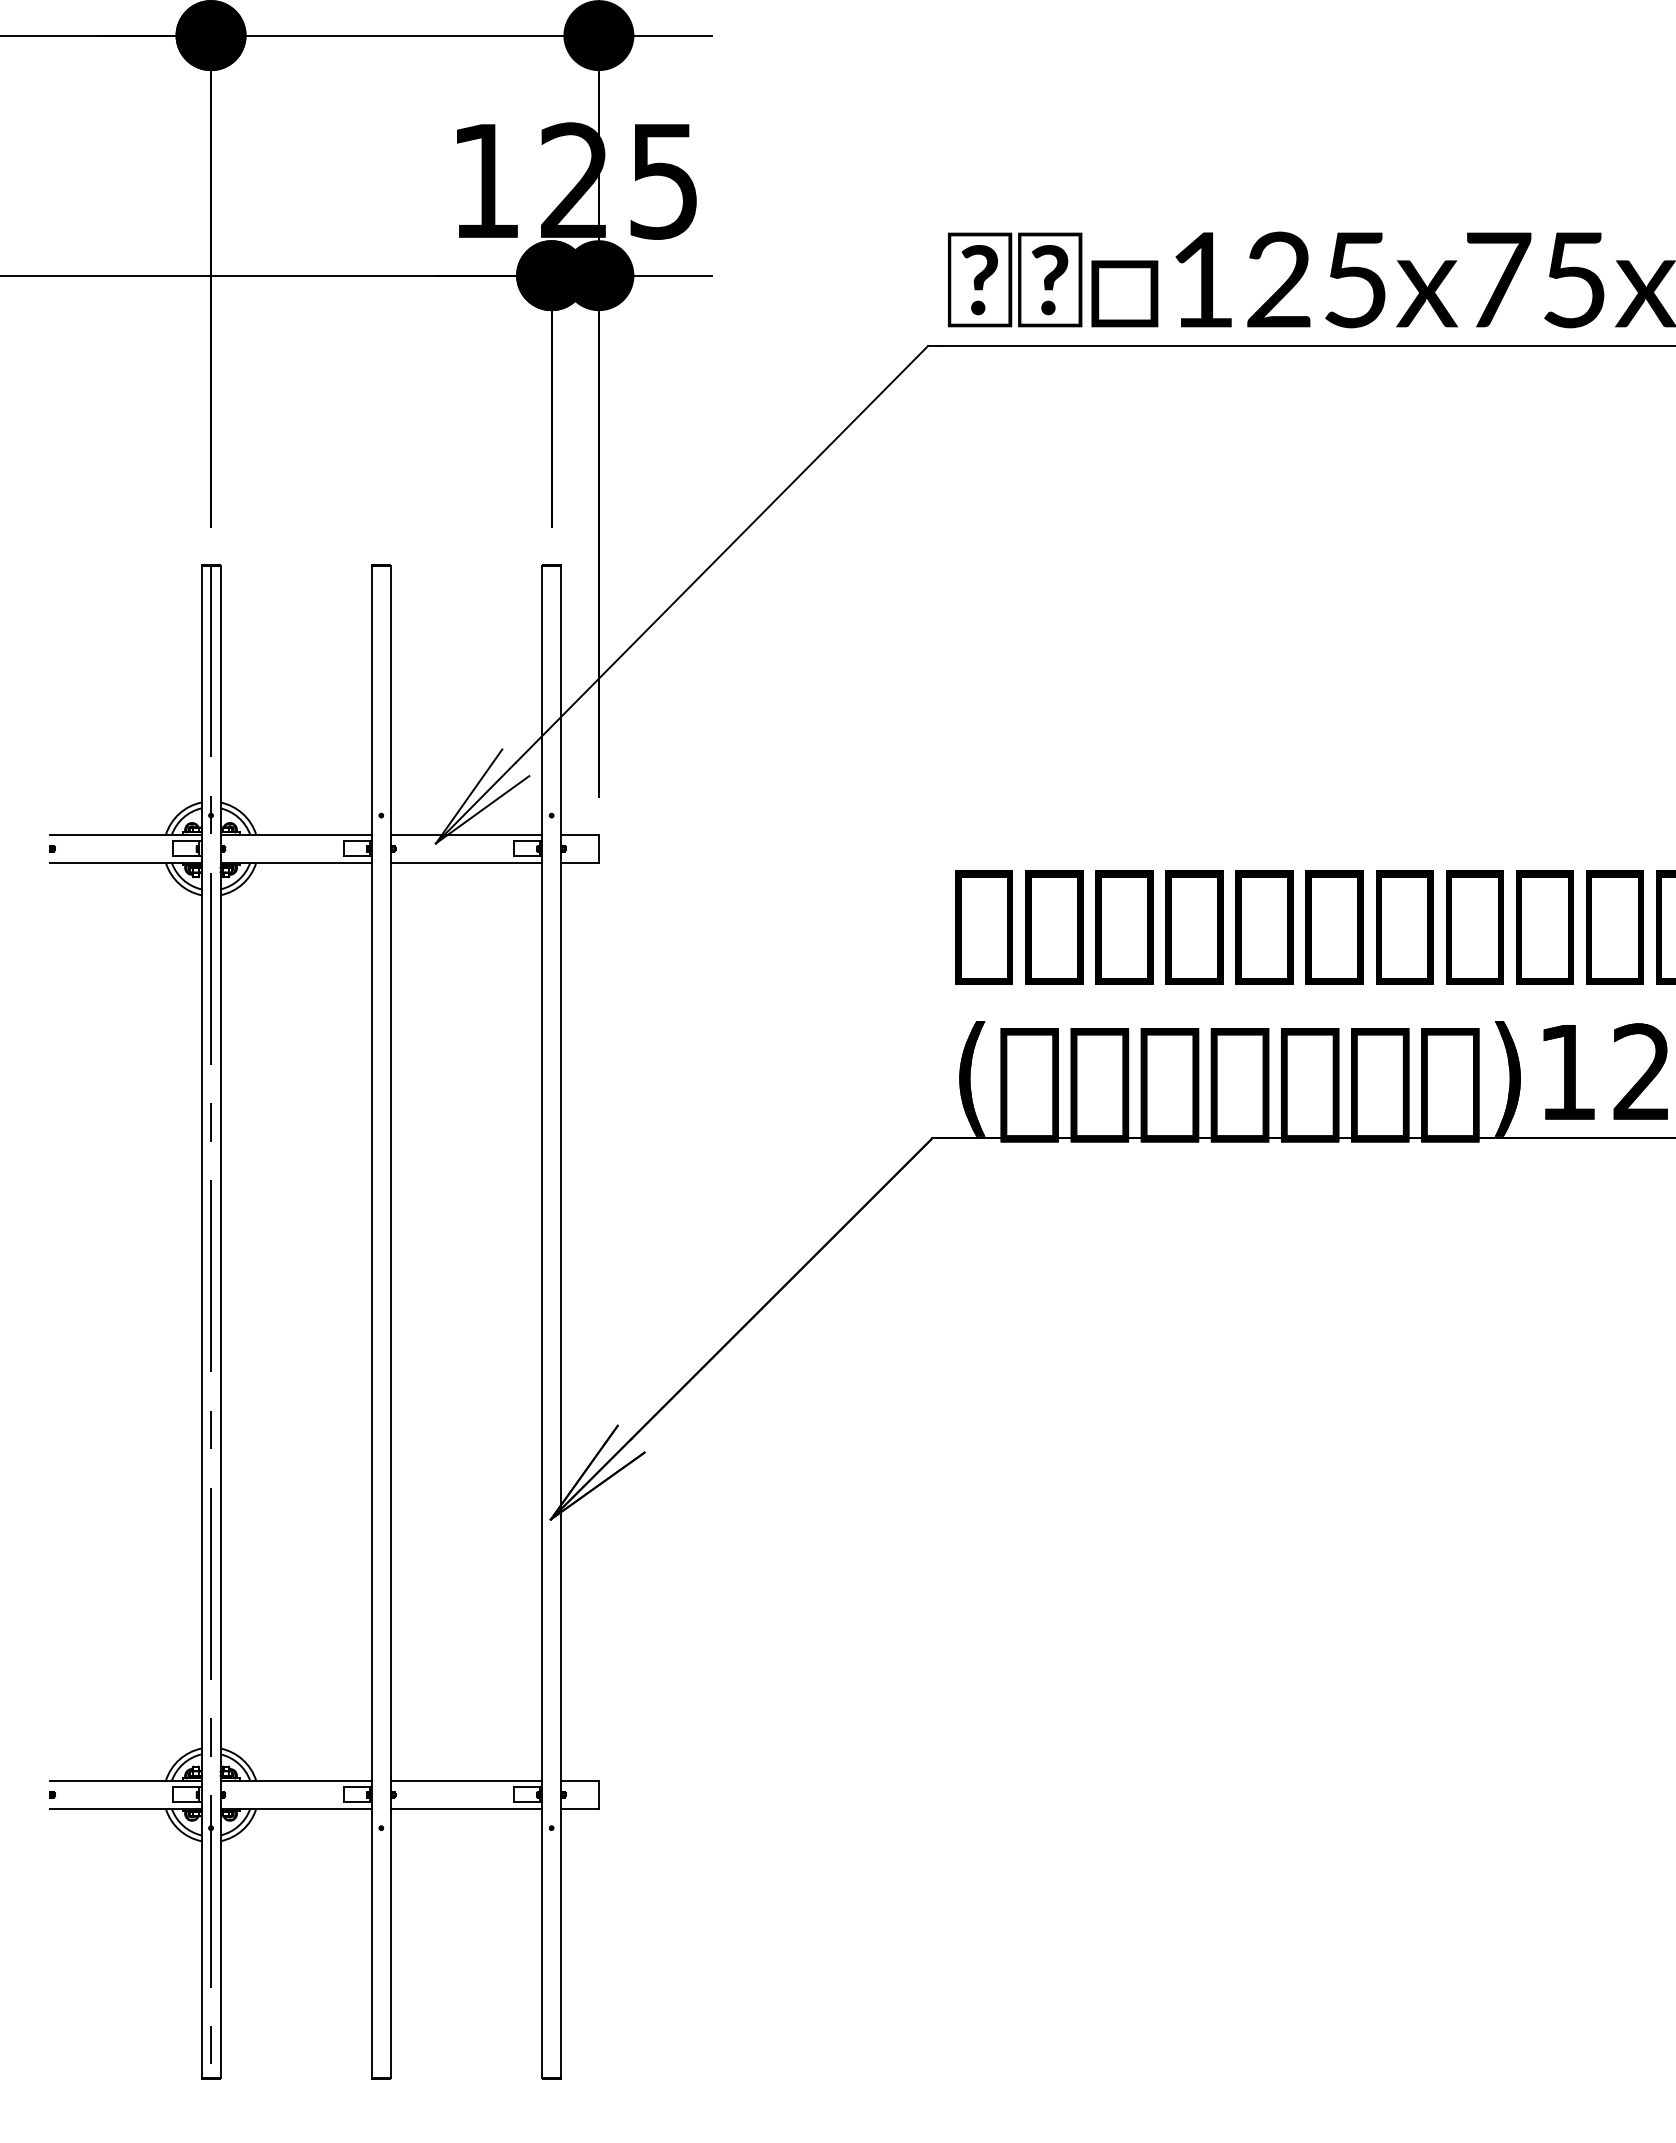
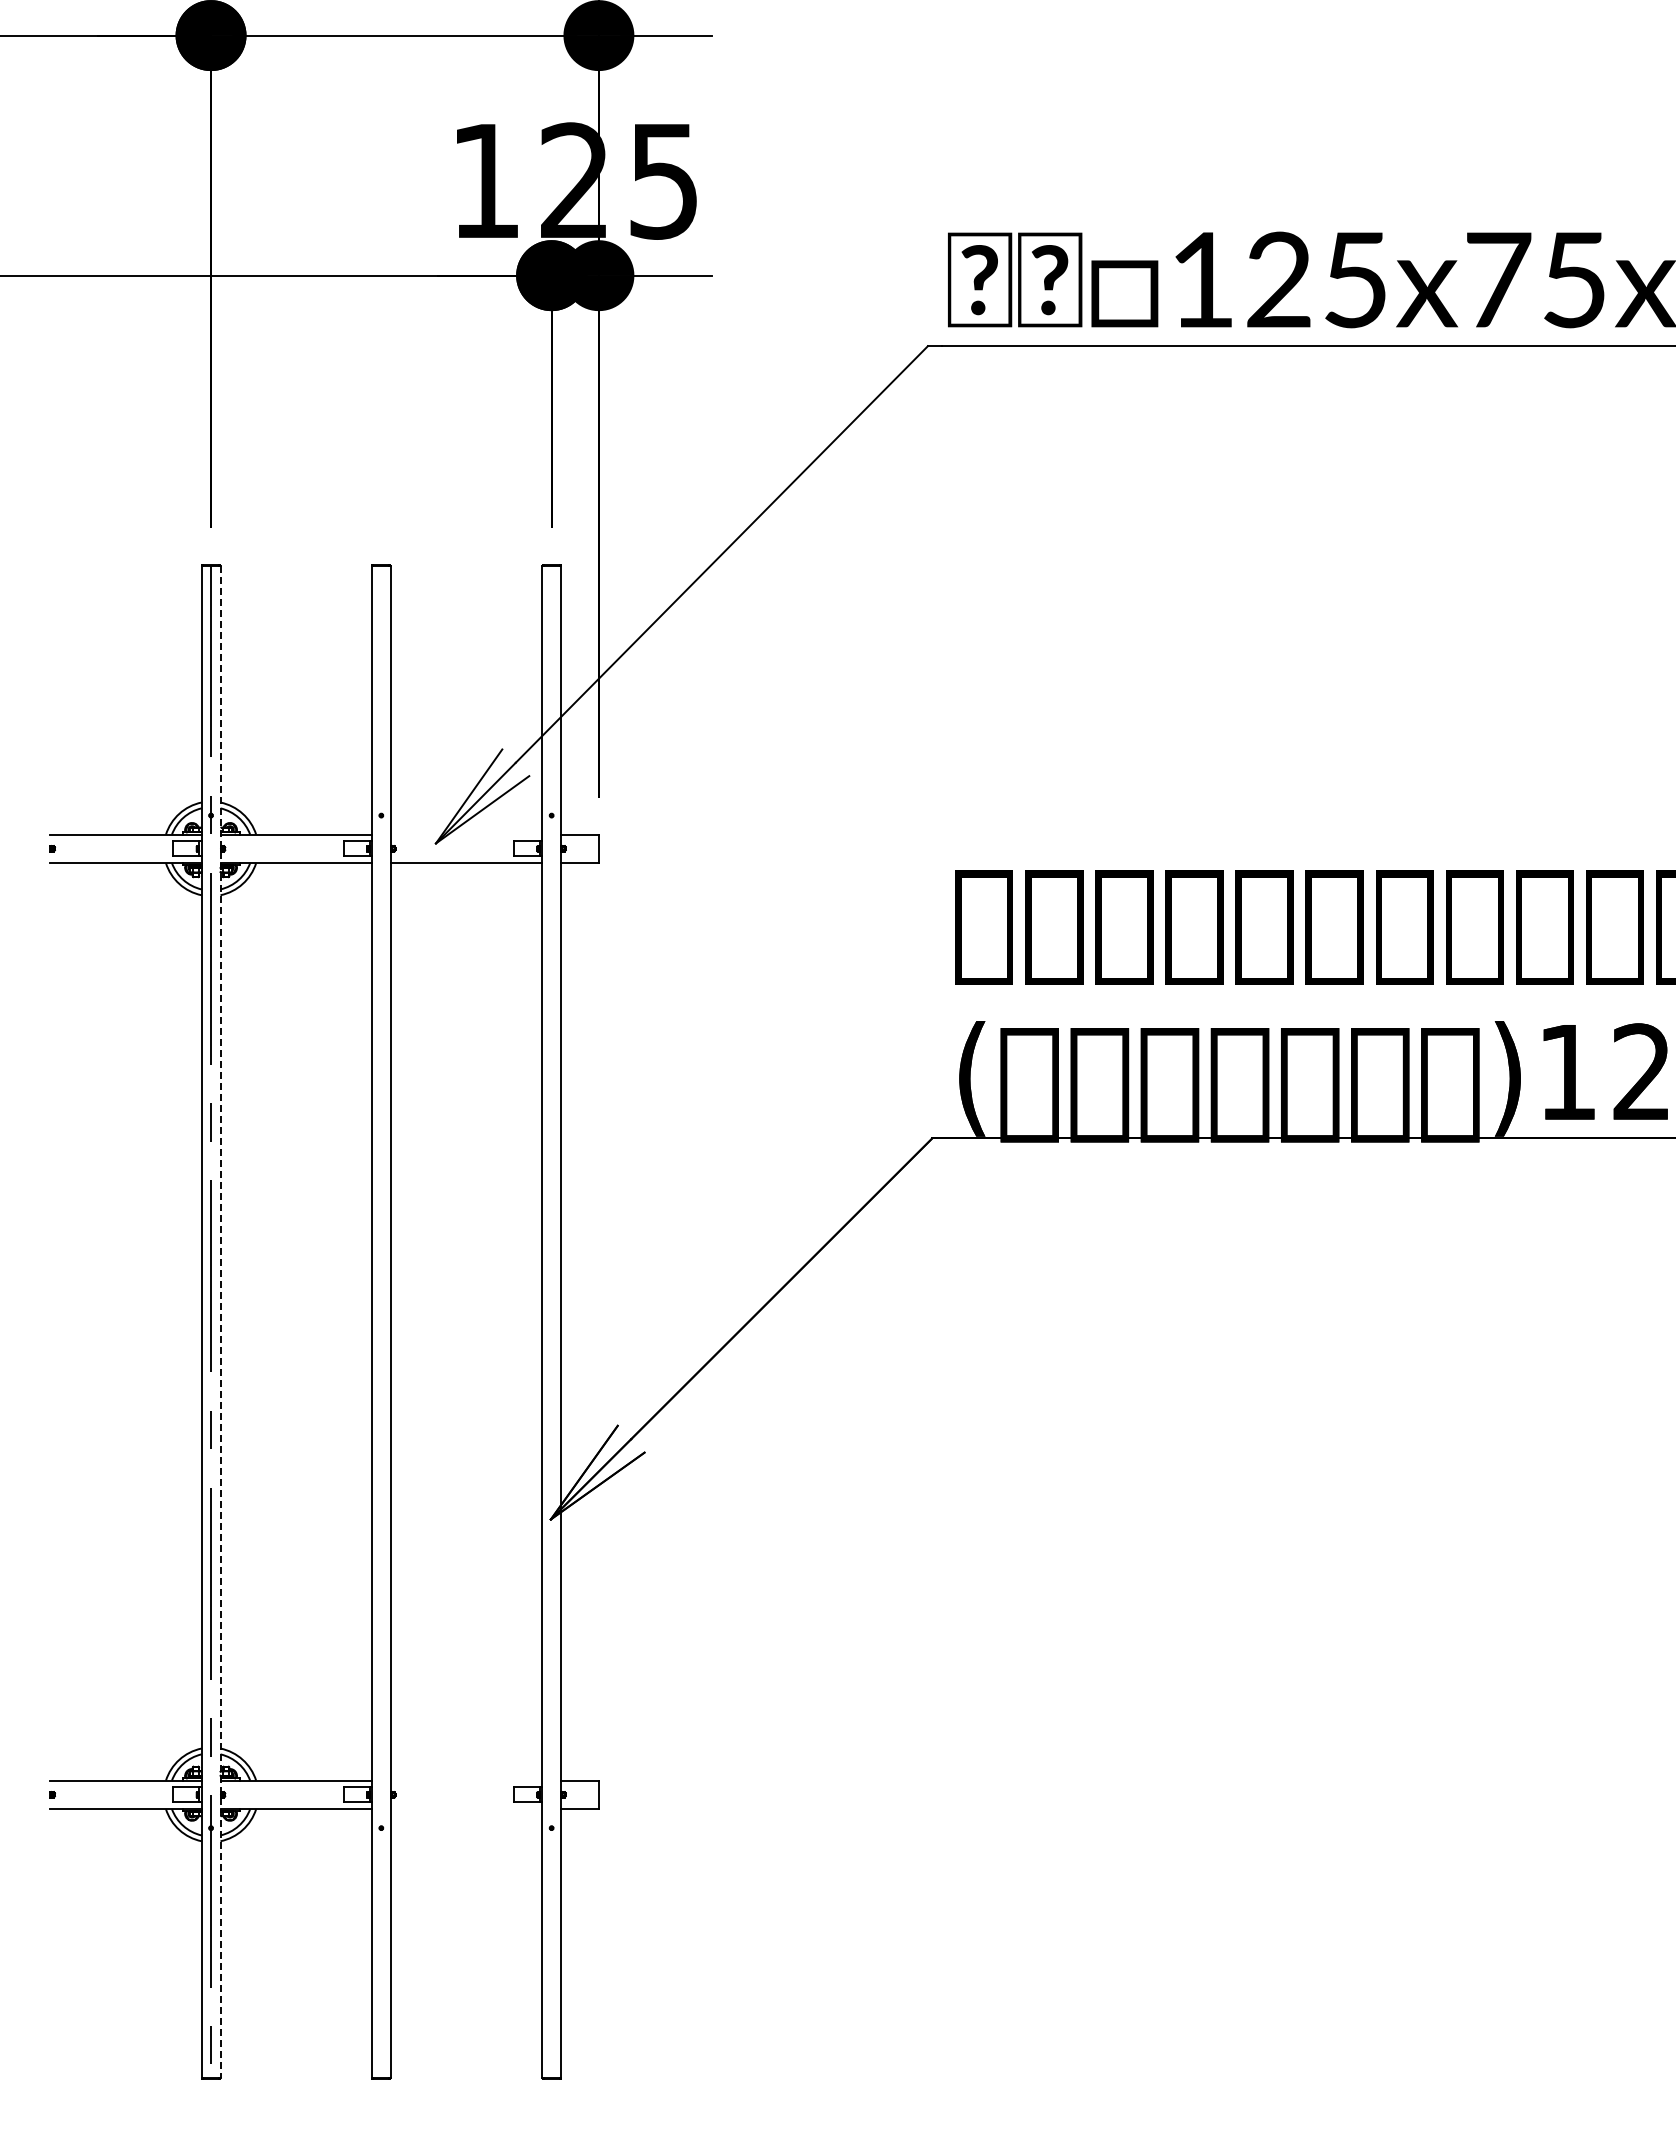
line: present -> none (466, 834)
line: solid -> dashed (220, 1322)
line: present -> none (466, 1780)
line: present -> none (466, 1809)
